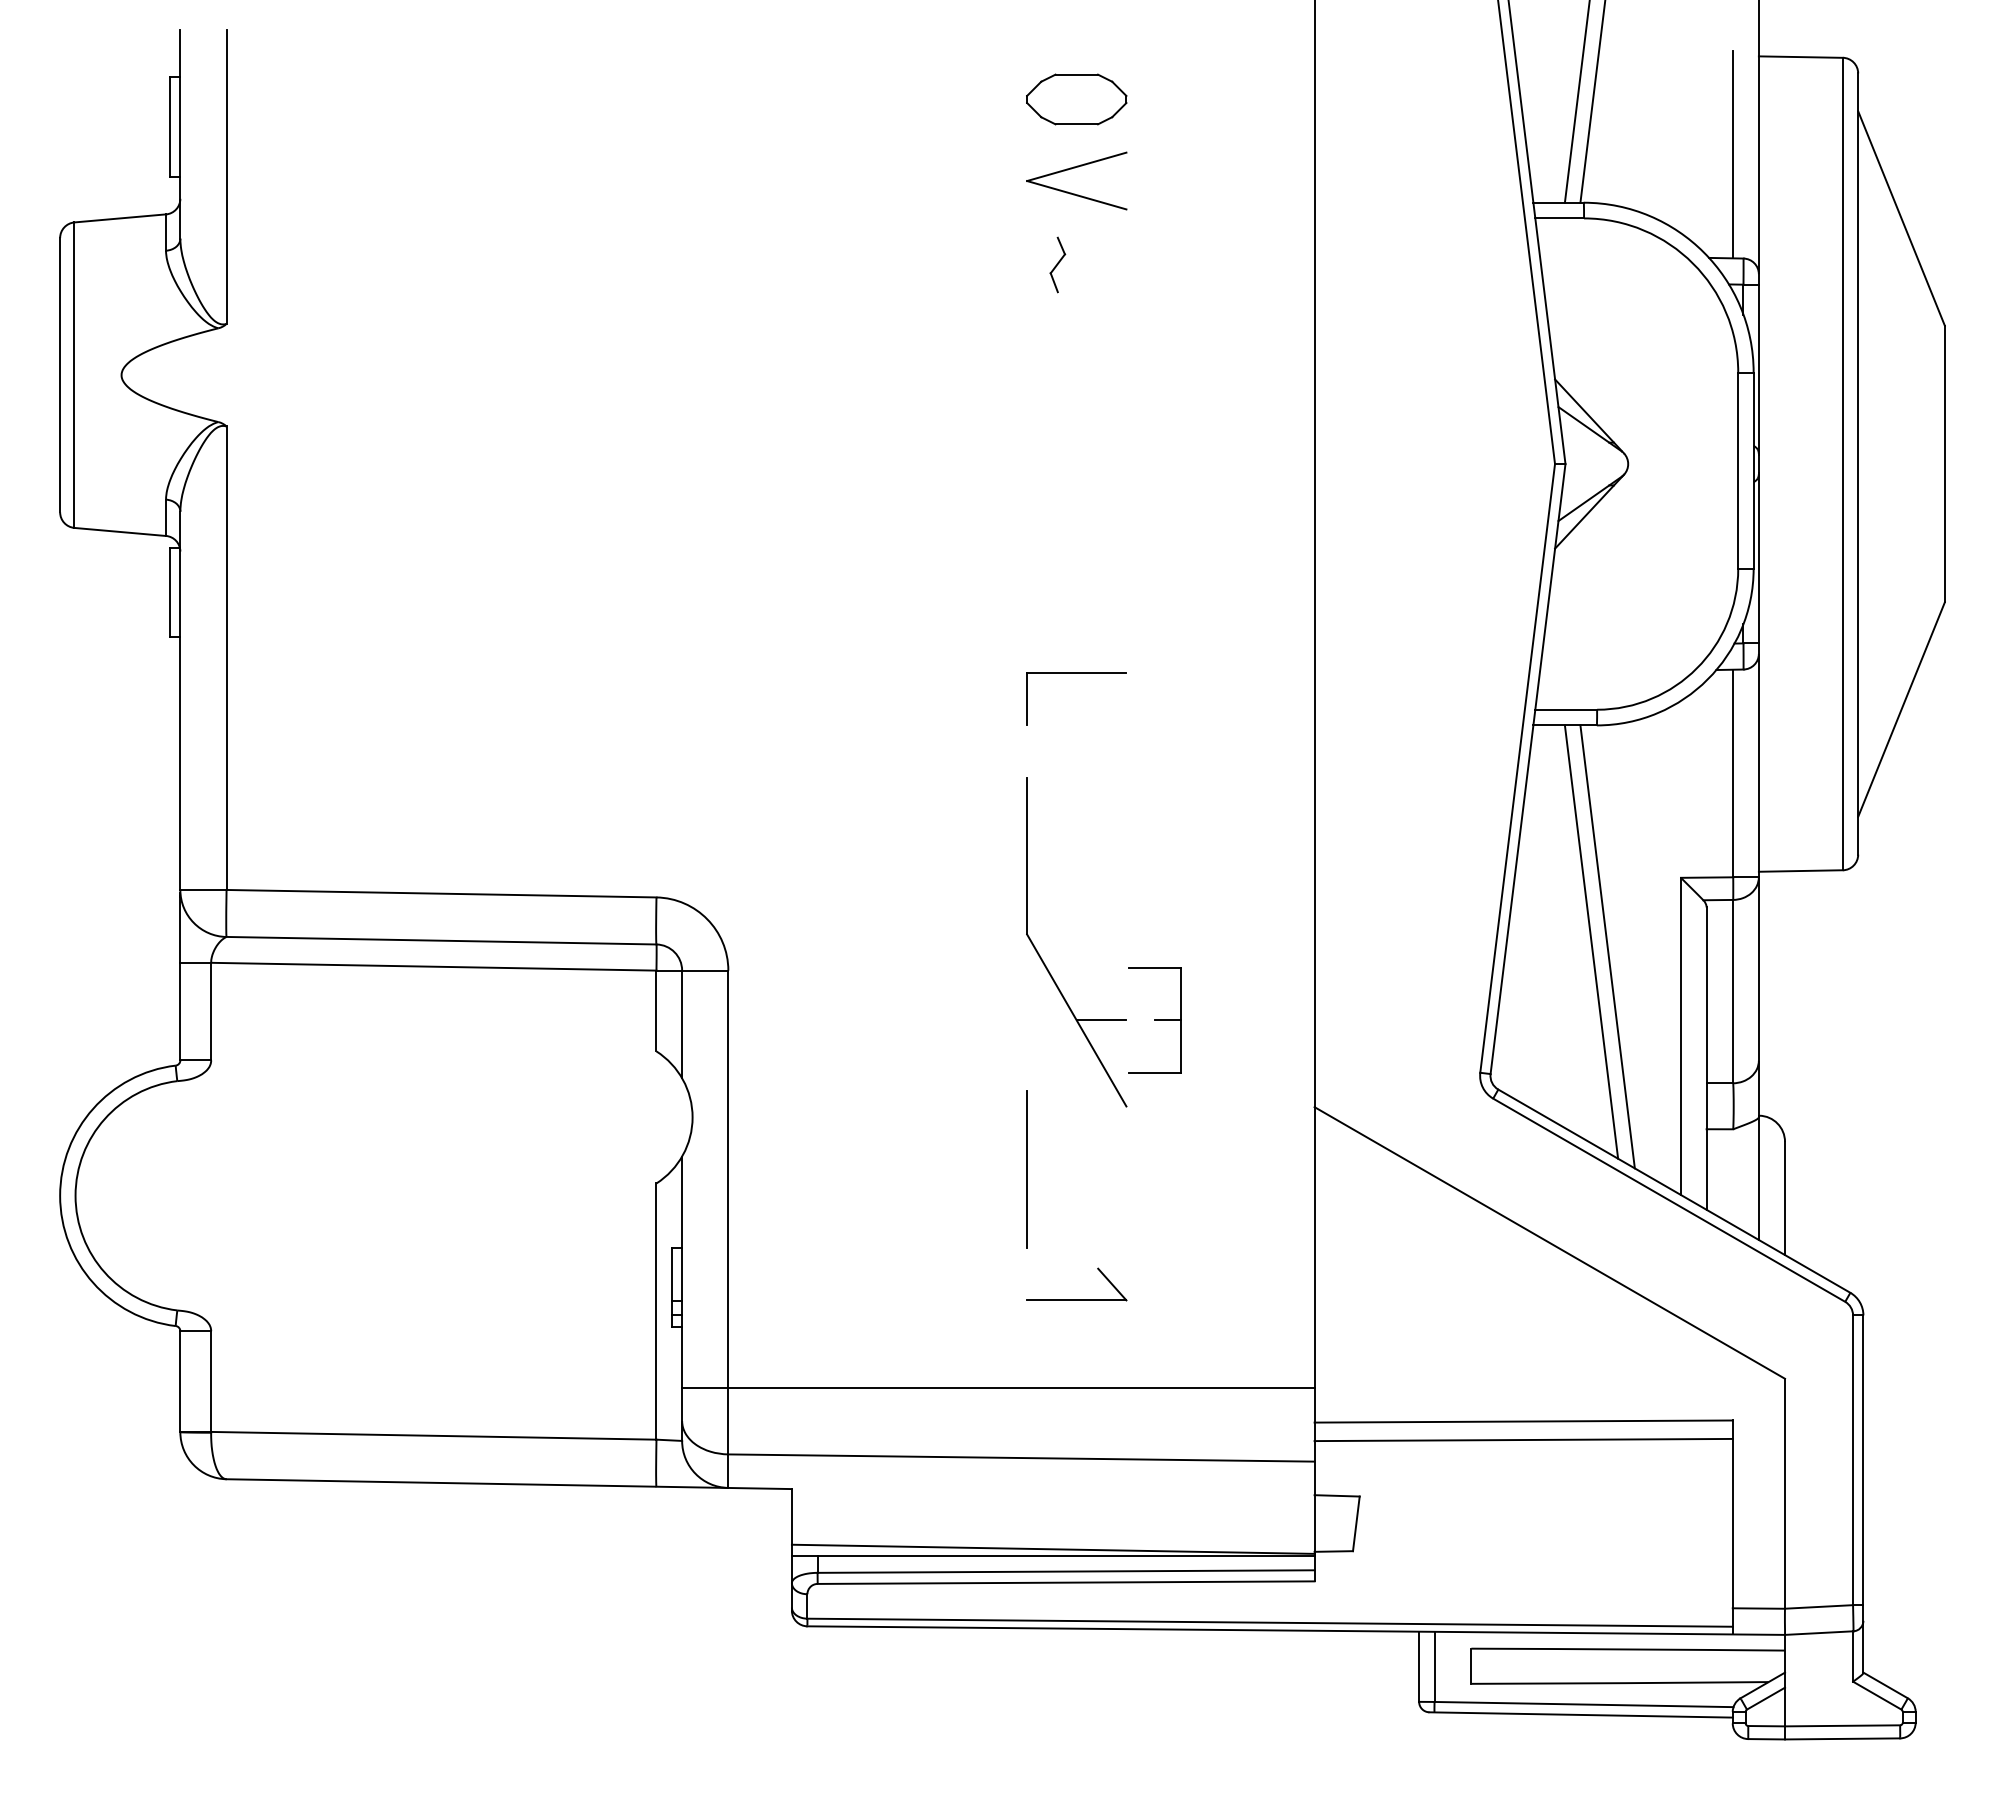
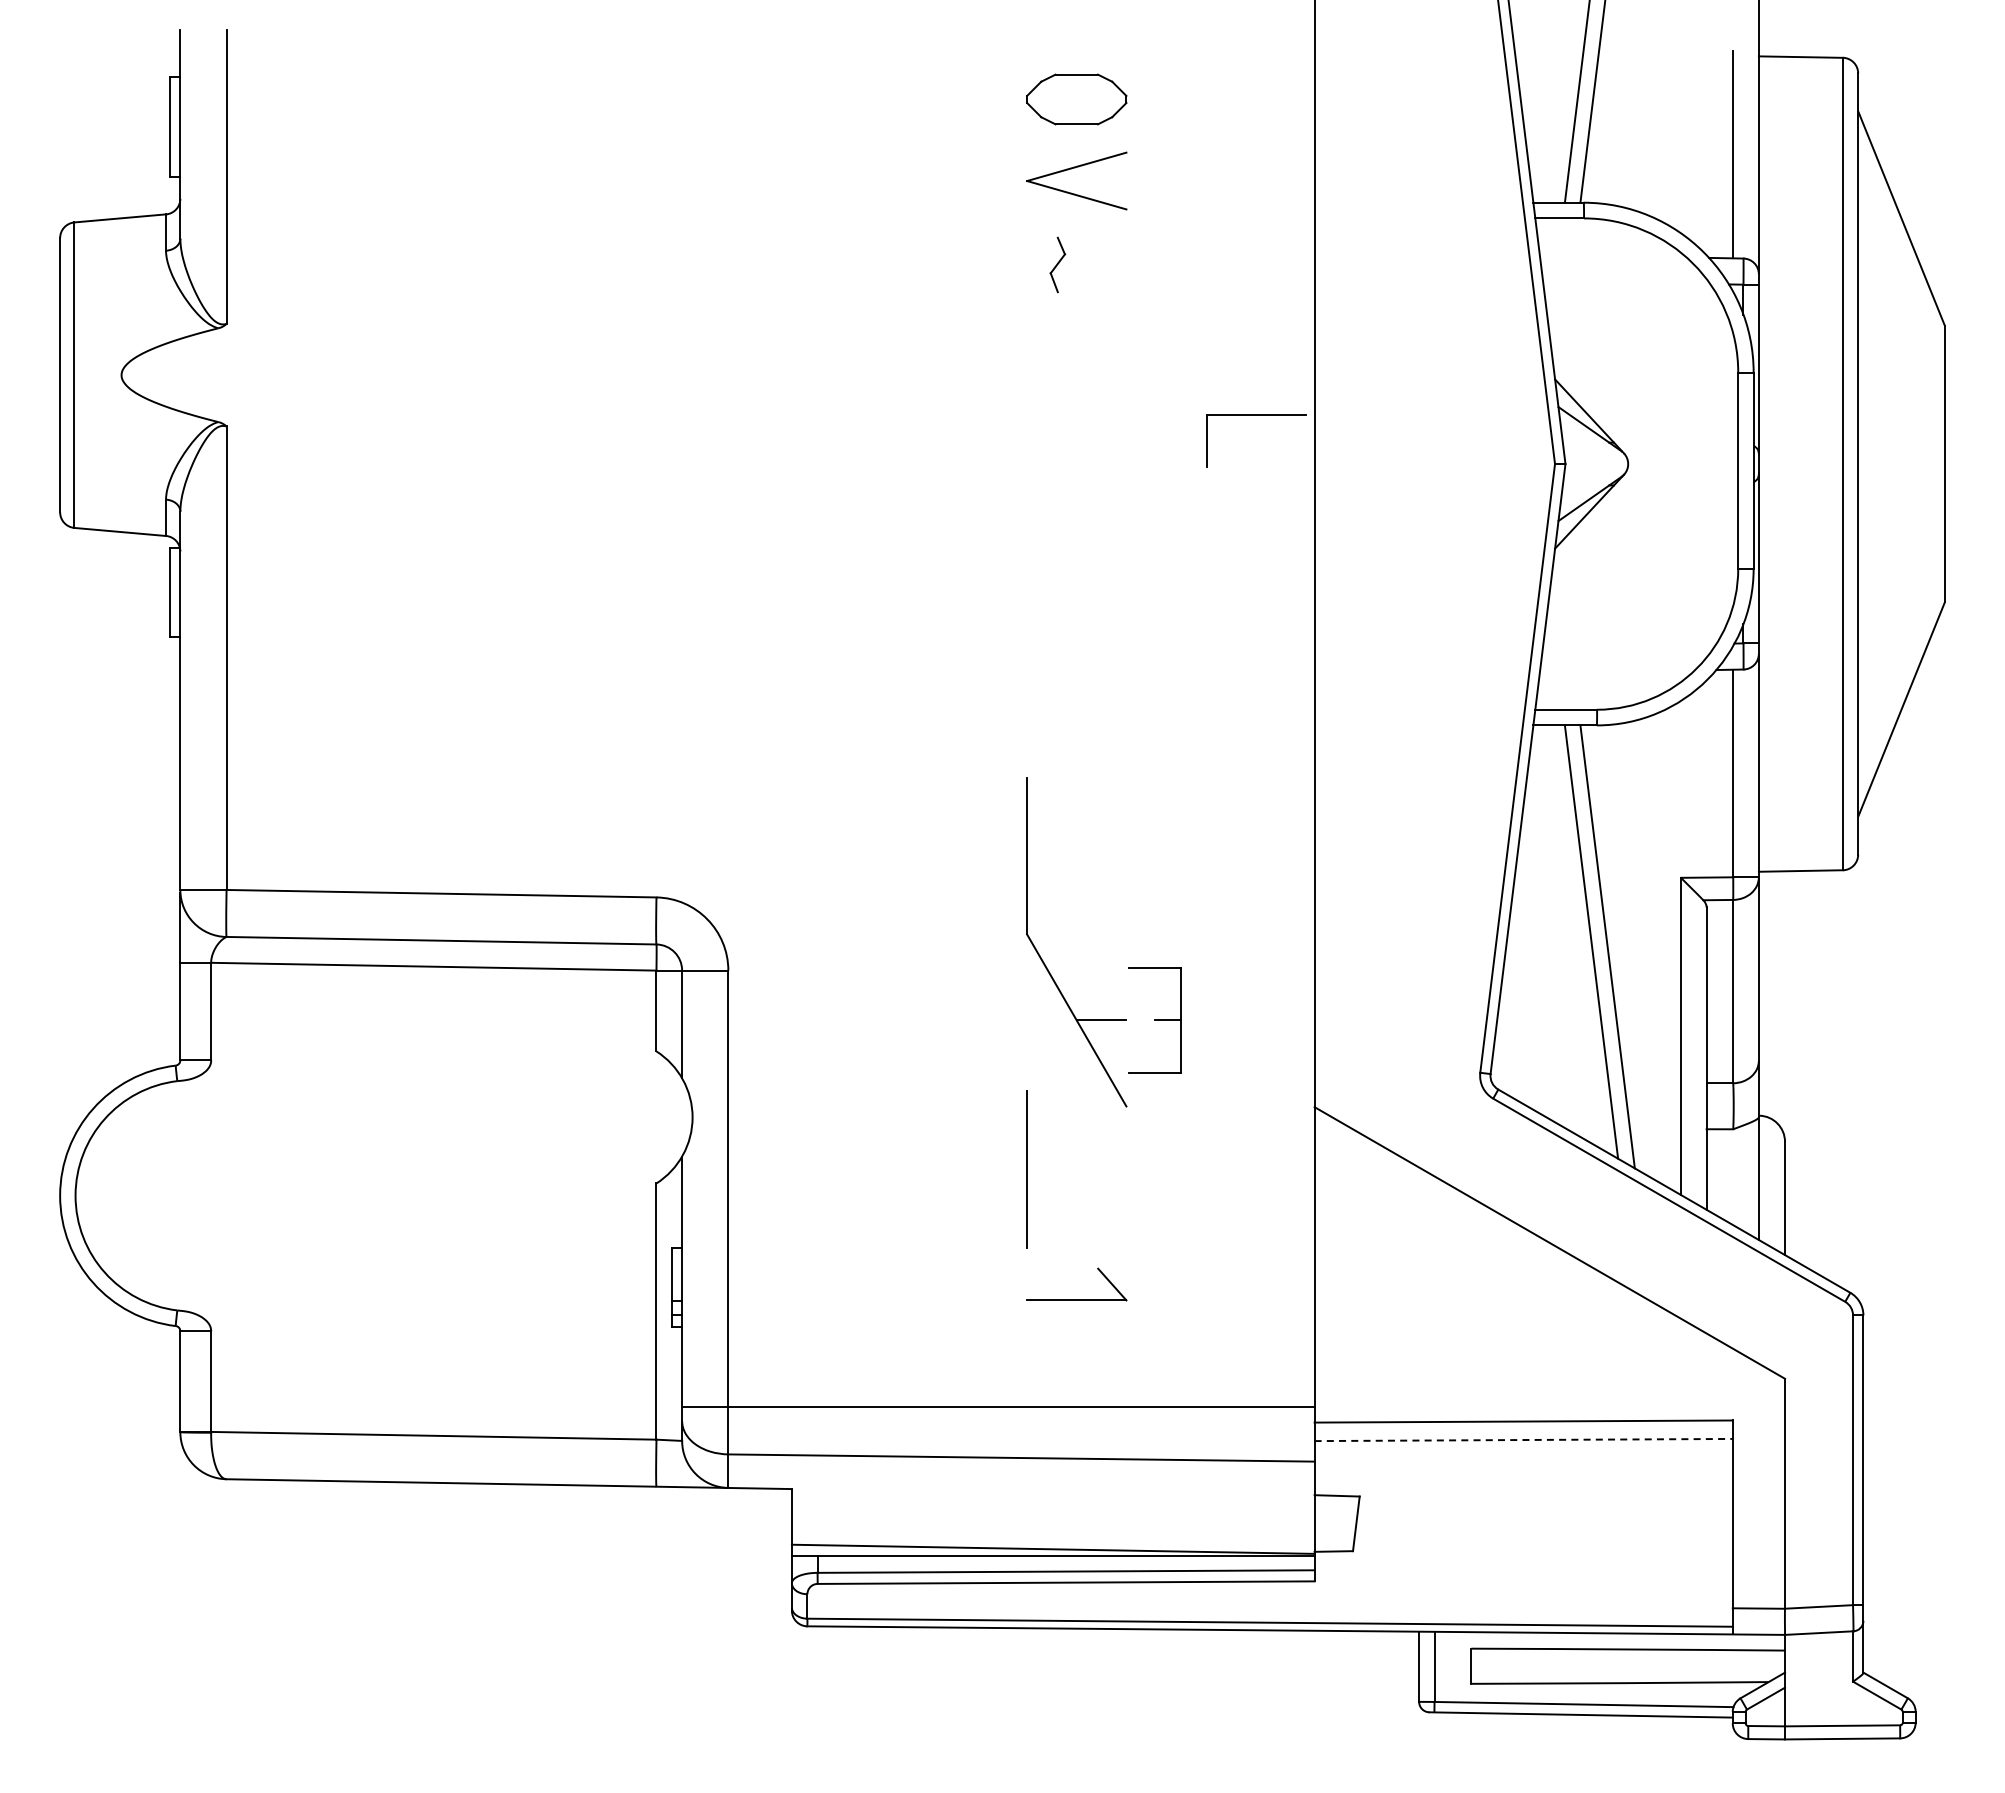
part position: (1076, 673) -> (1256, 415) (1256, 415)
line position: (998, 1387) -> (998, 1406) (998, 1406)
line: solid -> dashed (1524, 1440)
